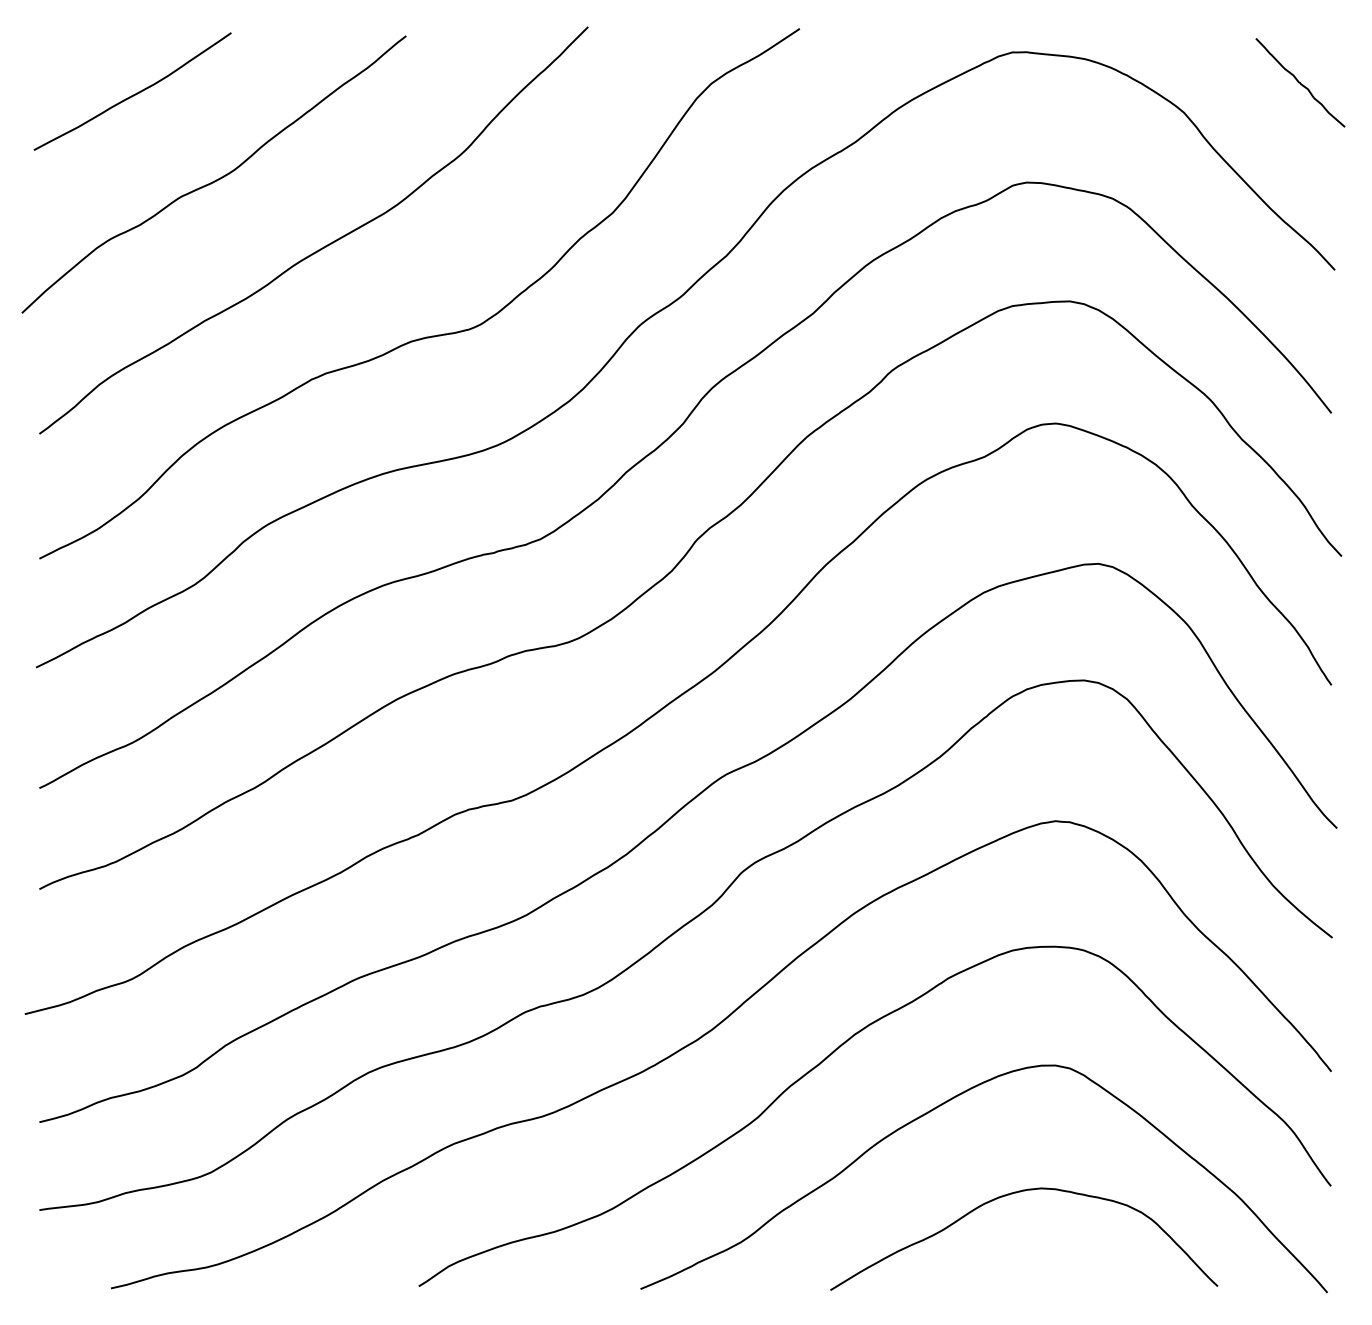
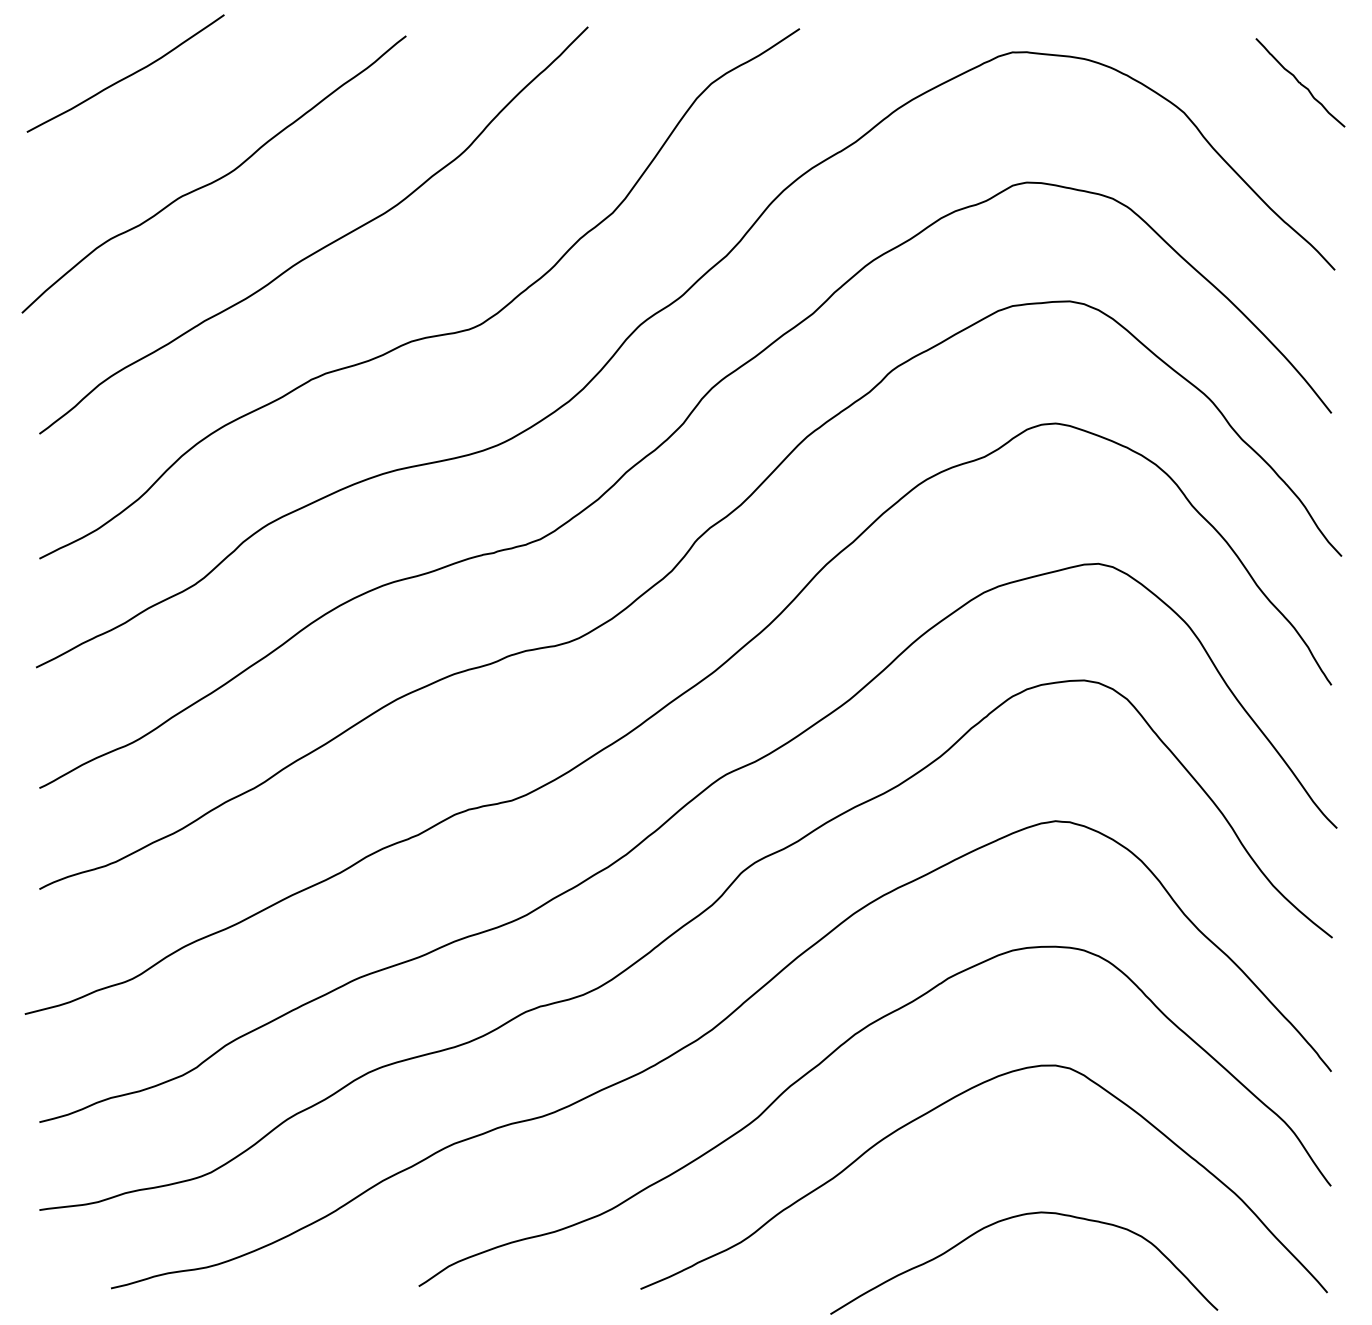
curve position: (133, 94) -> (126, 76) (126, 76)
curve position: (1009, 1195) -> (1009, 1219) (1009, 1219)
